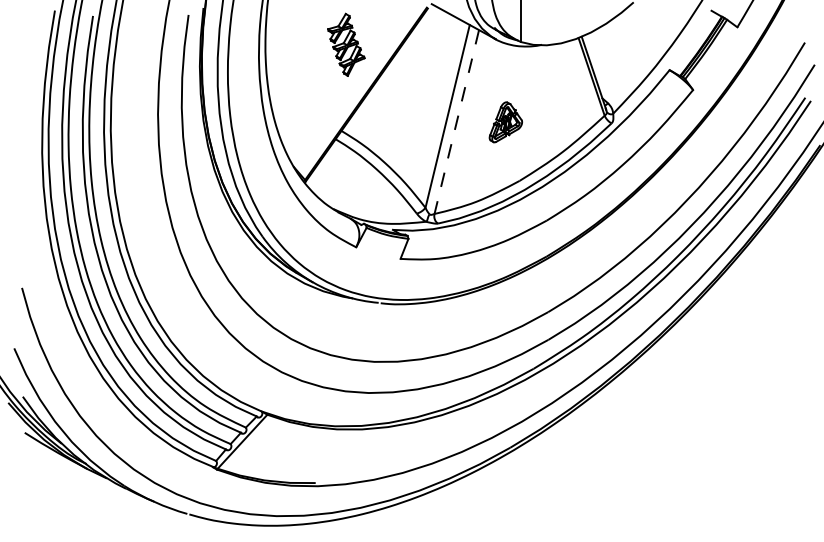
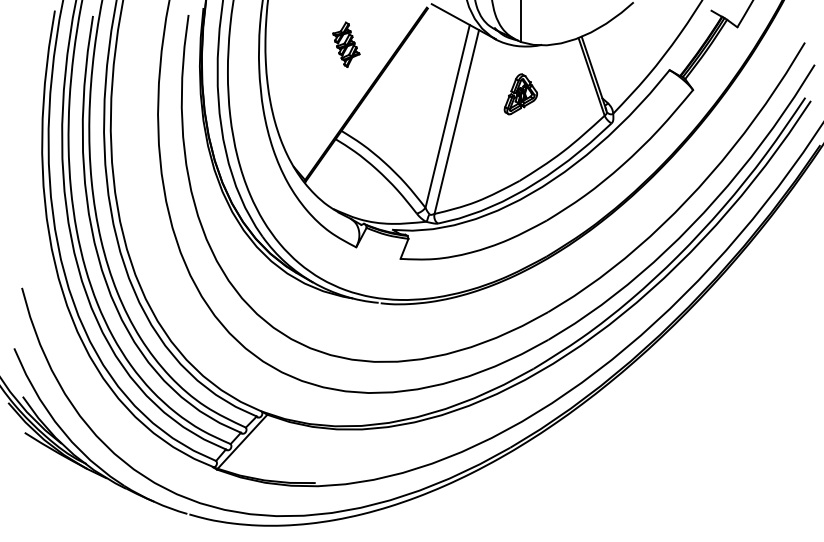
part size: 39x65 px -> 29x47 px (346, 44)
line: dashed -> solid (456, 122)
part position: (505, 122) -> (520, 94) (520, 94)
